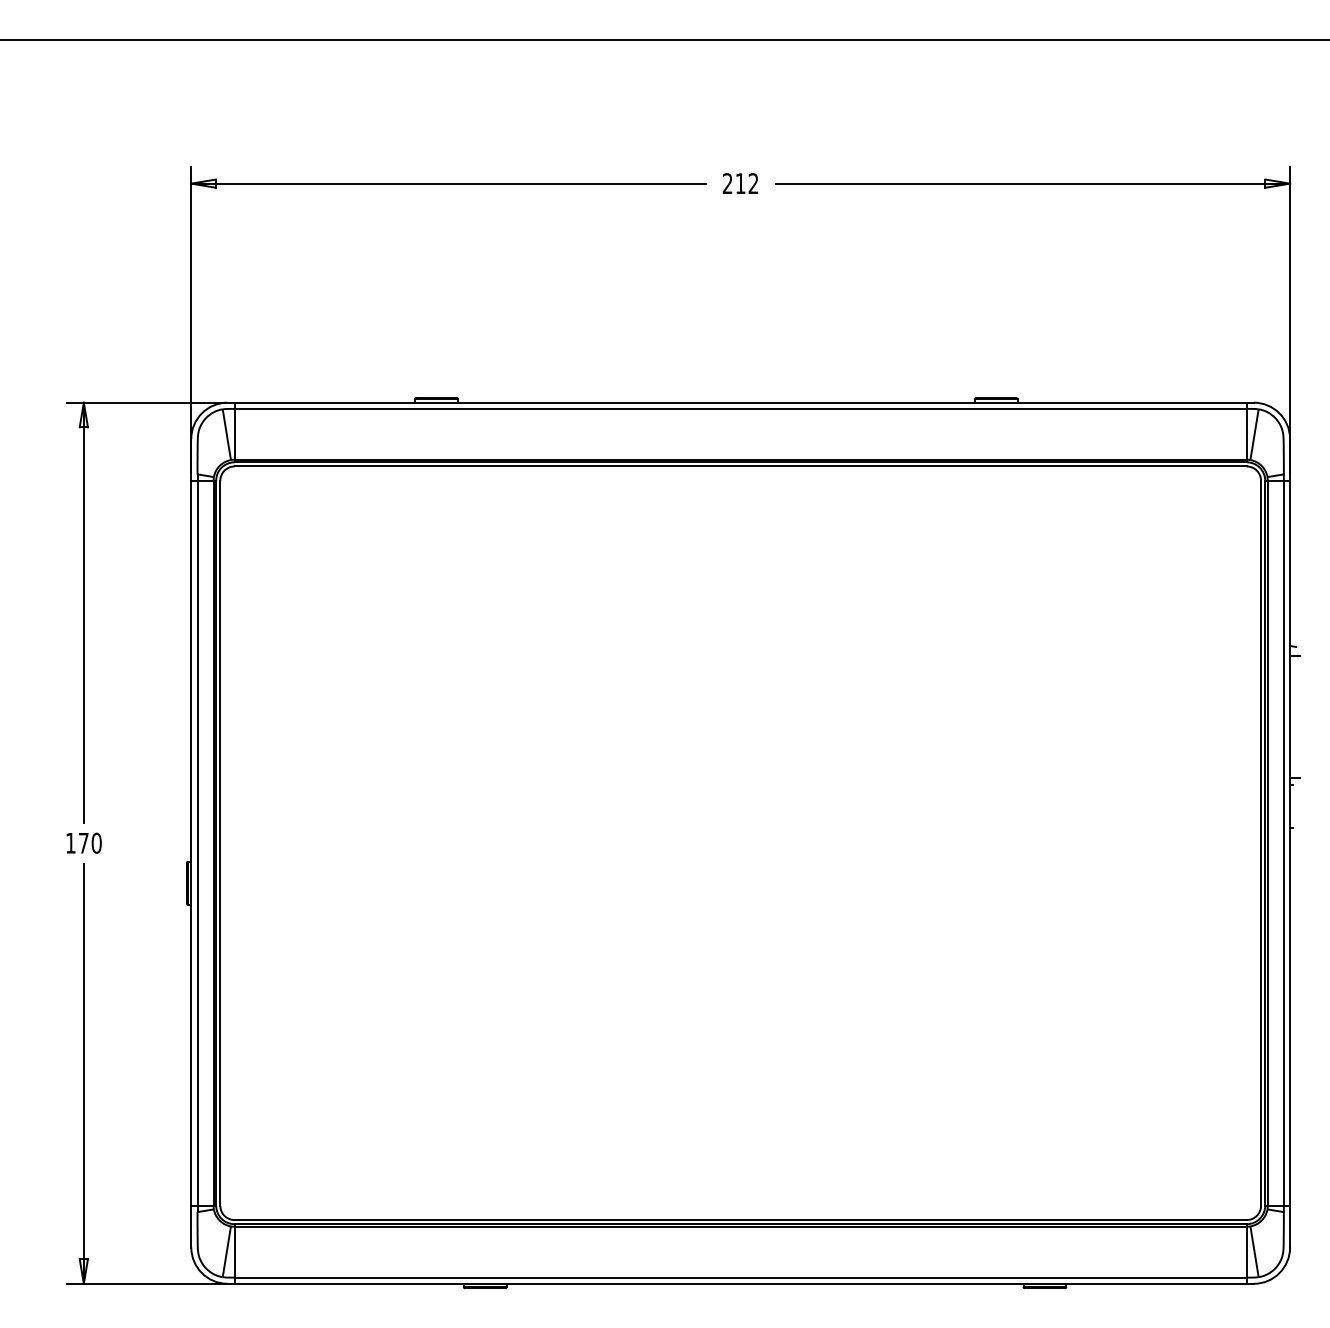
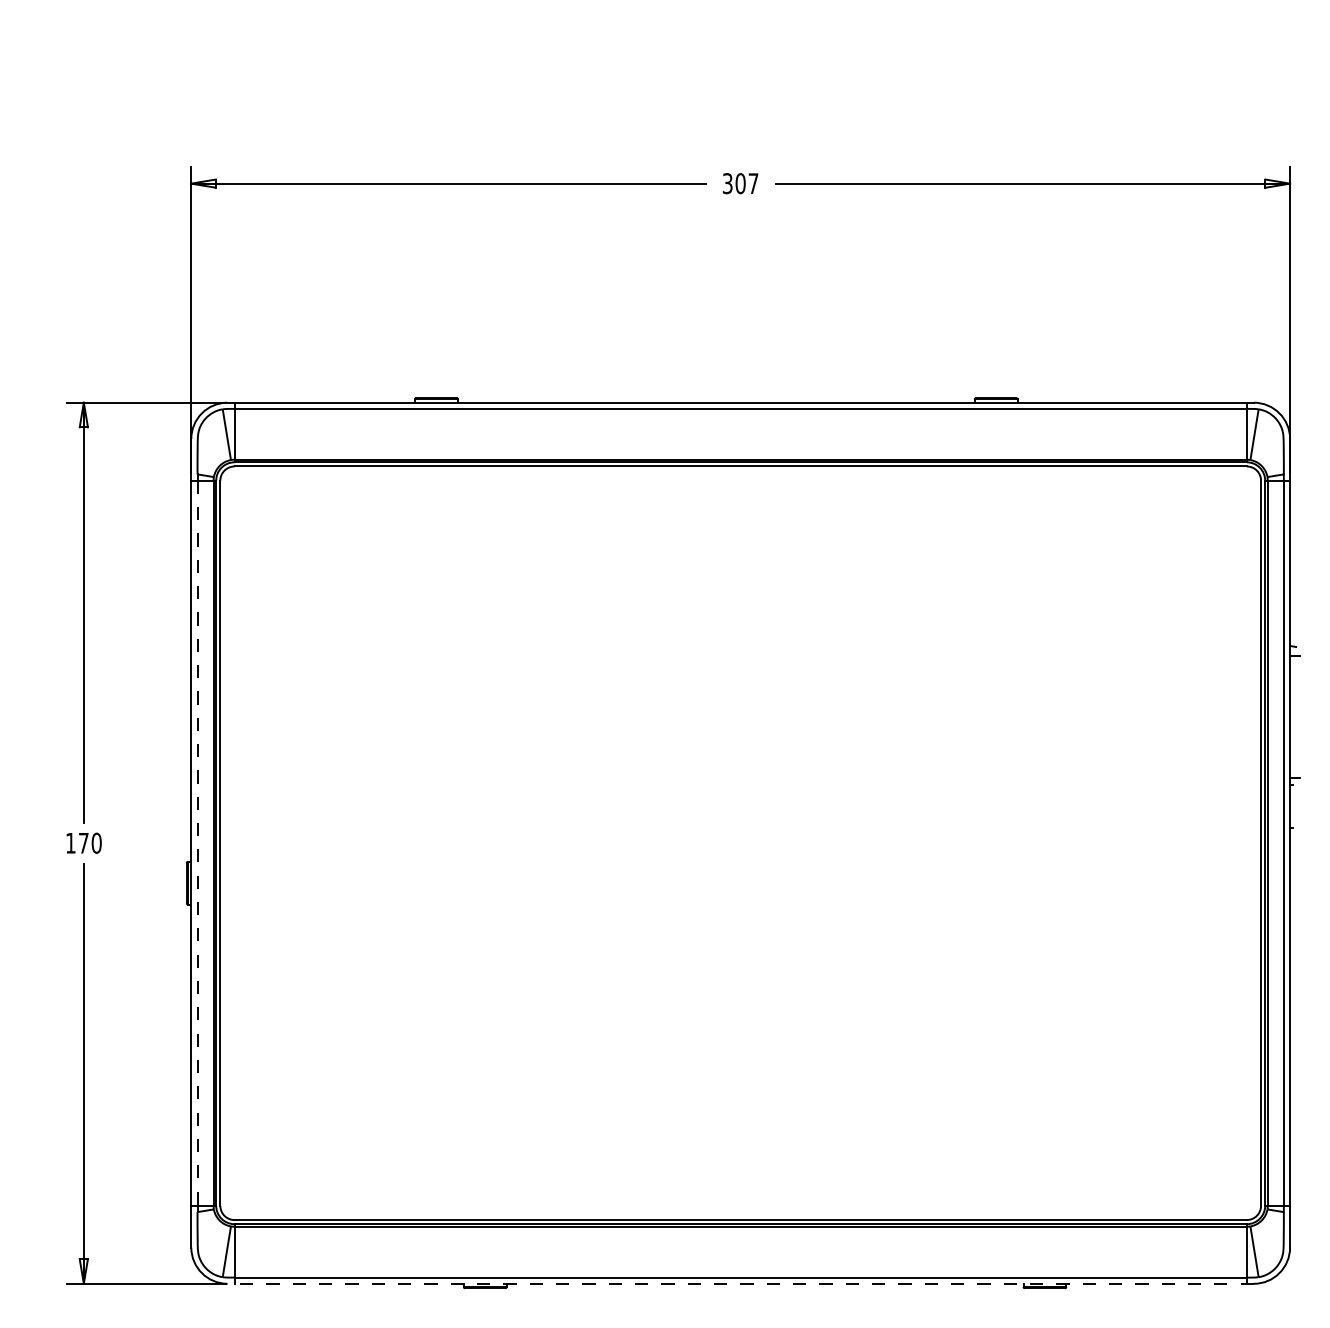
line: present -> none (664, 39)
text: 212 -> 307 (740, 183)
line: solid -> dashed (197, 843)
line: solid -> dashed (740, 1283)
